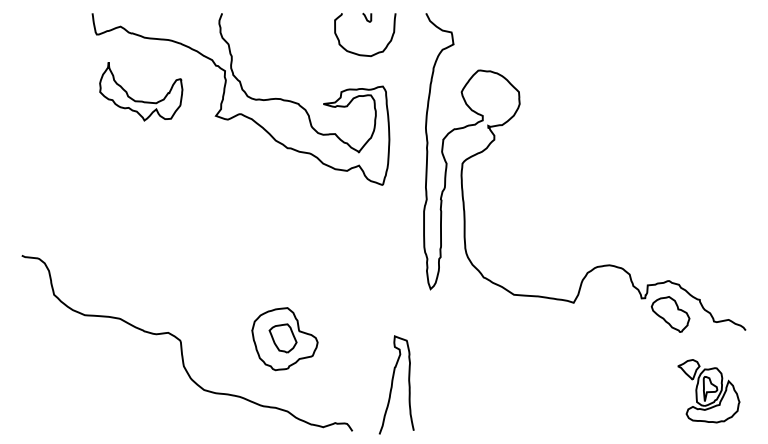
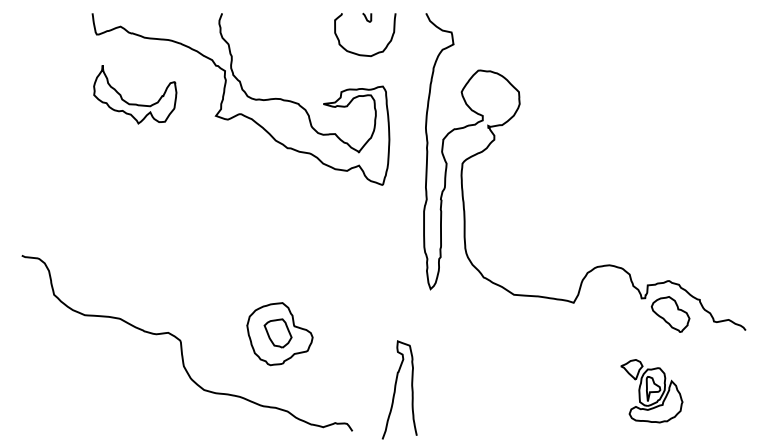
part position: (141, 100) -> (135, 103) (135, 103)
part position: (284, 339) -> (279, 334) (279, 334)
curve position: (393, 382) -> (396, 387) (396, 387)
part position: (708, 391) -> (651, 391) (651, 391)
